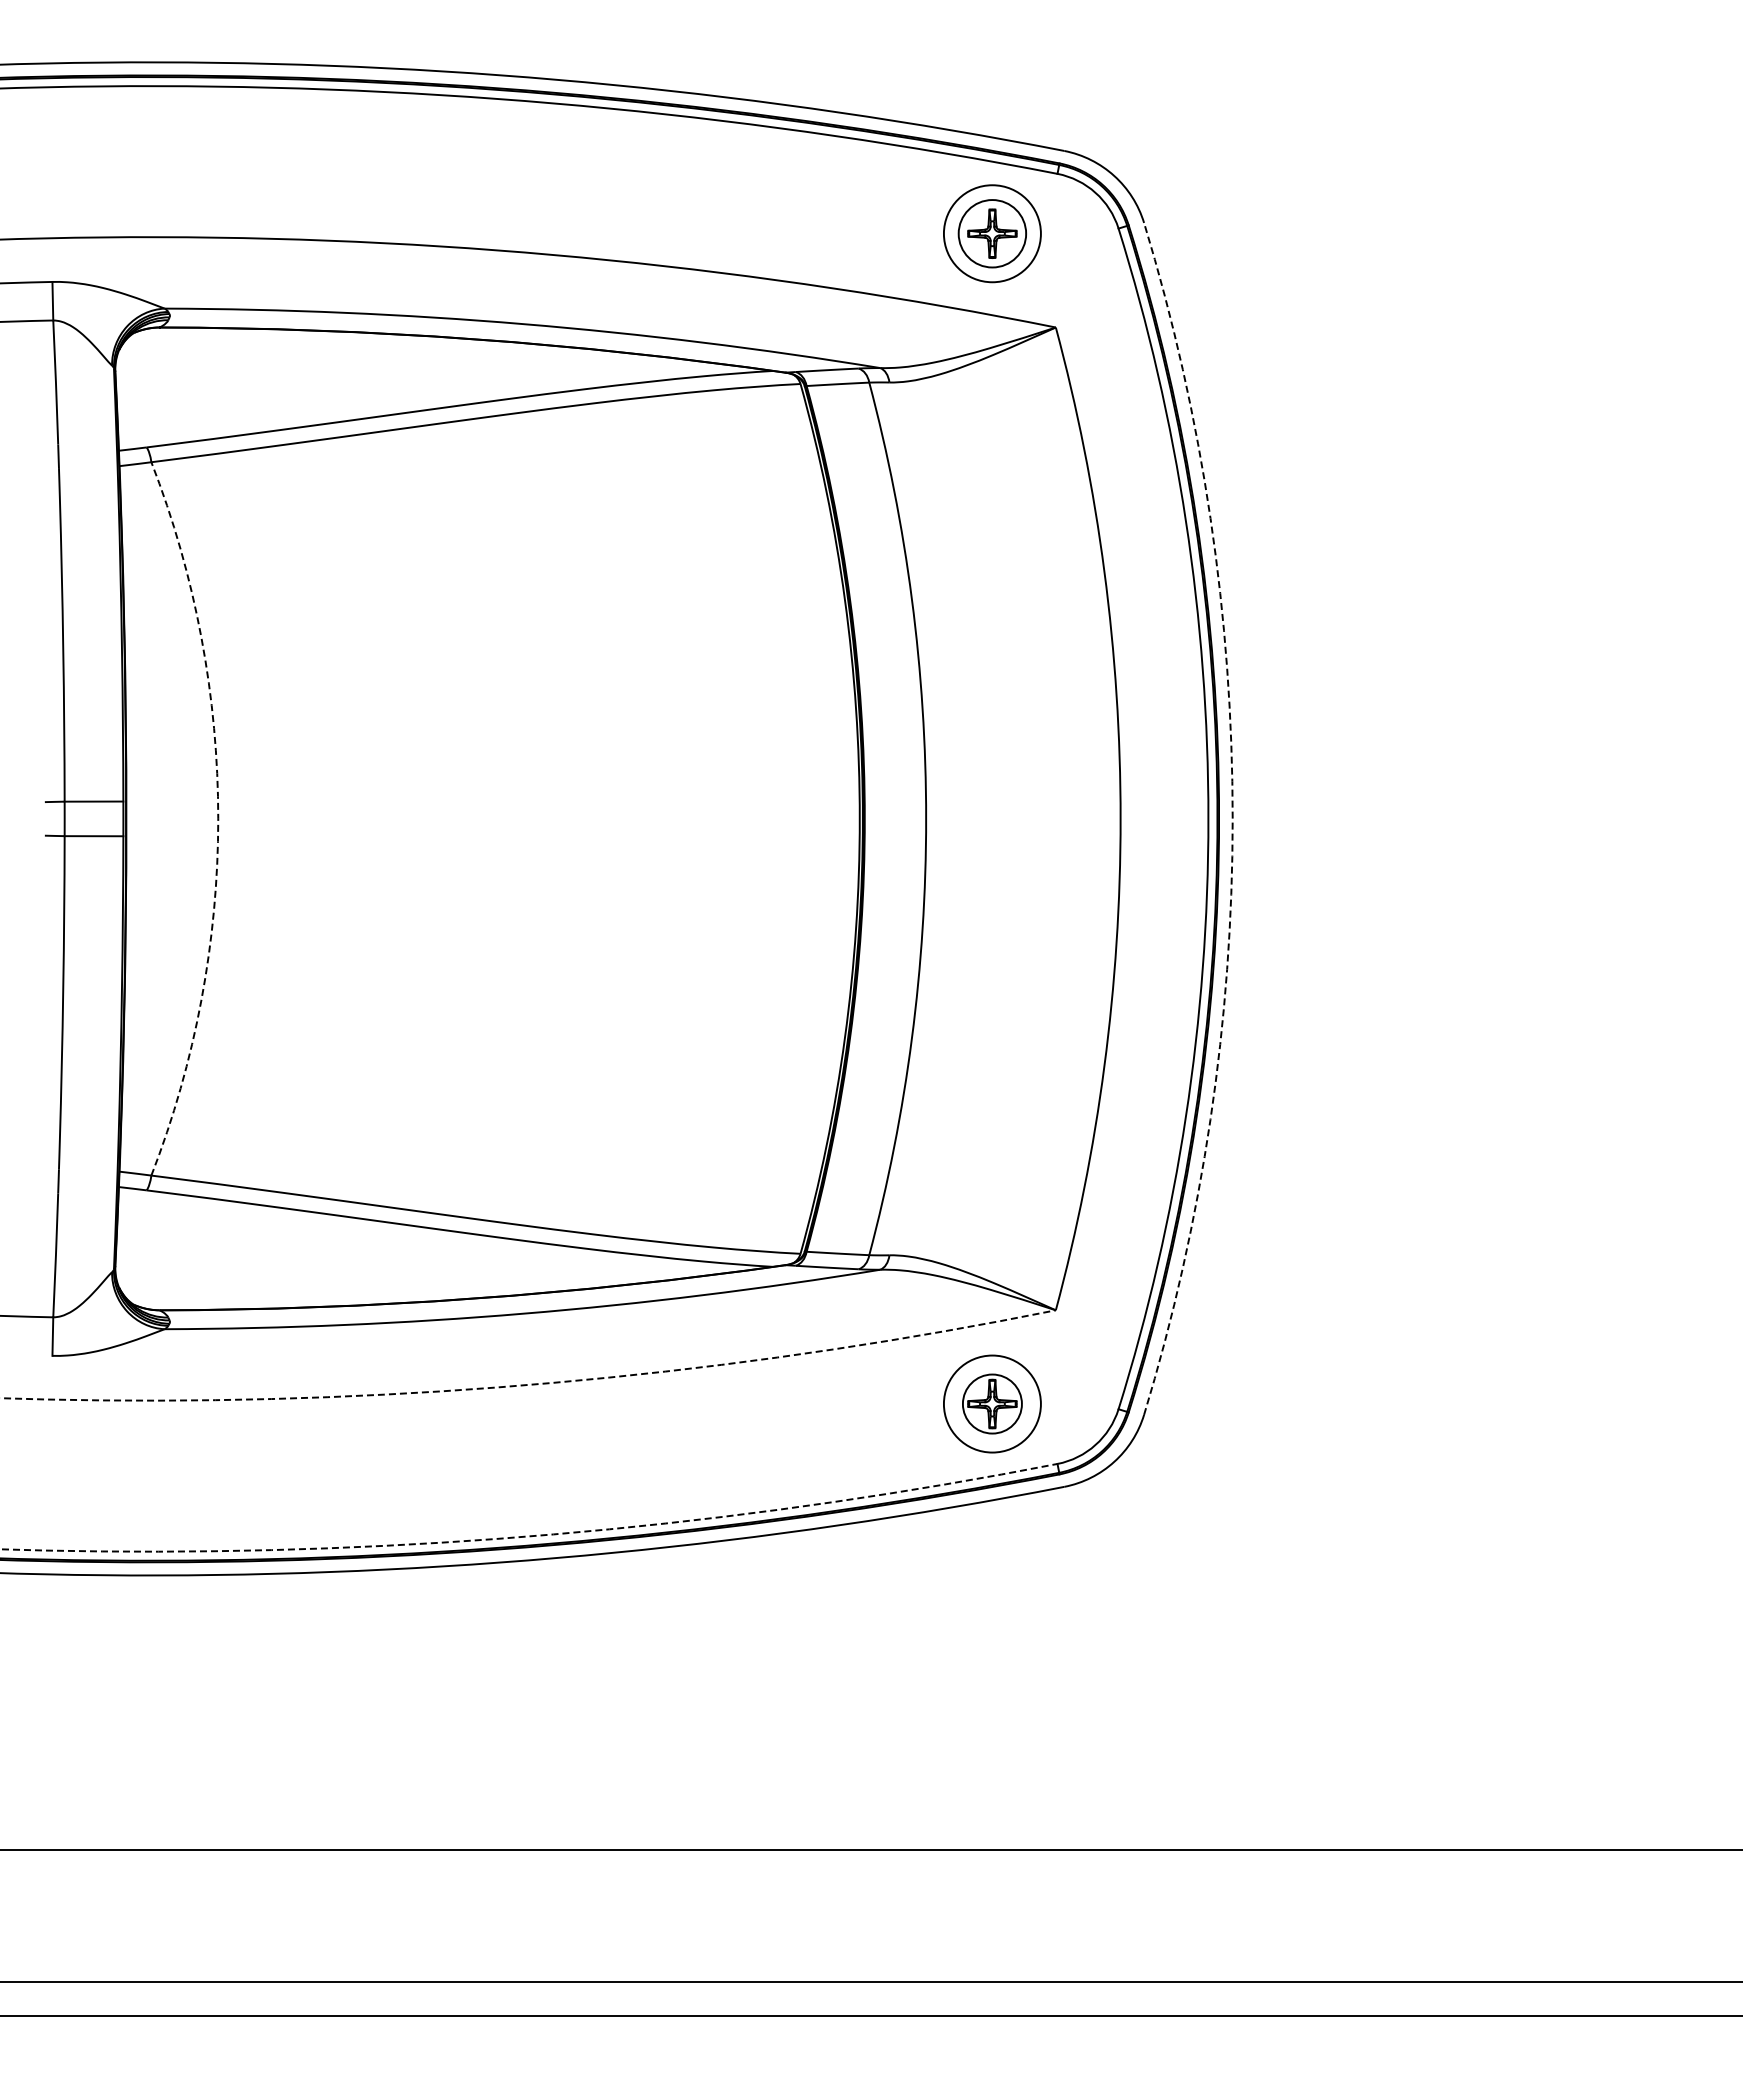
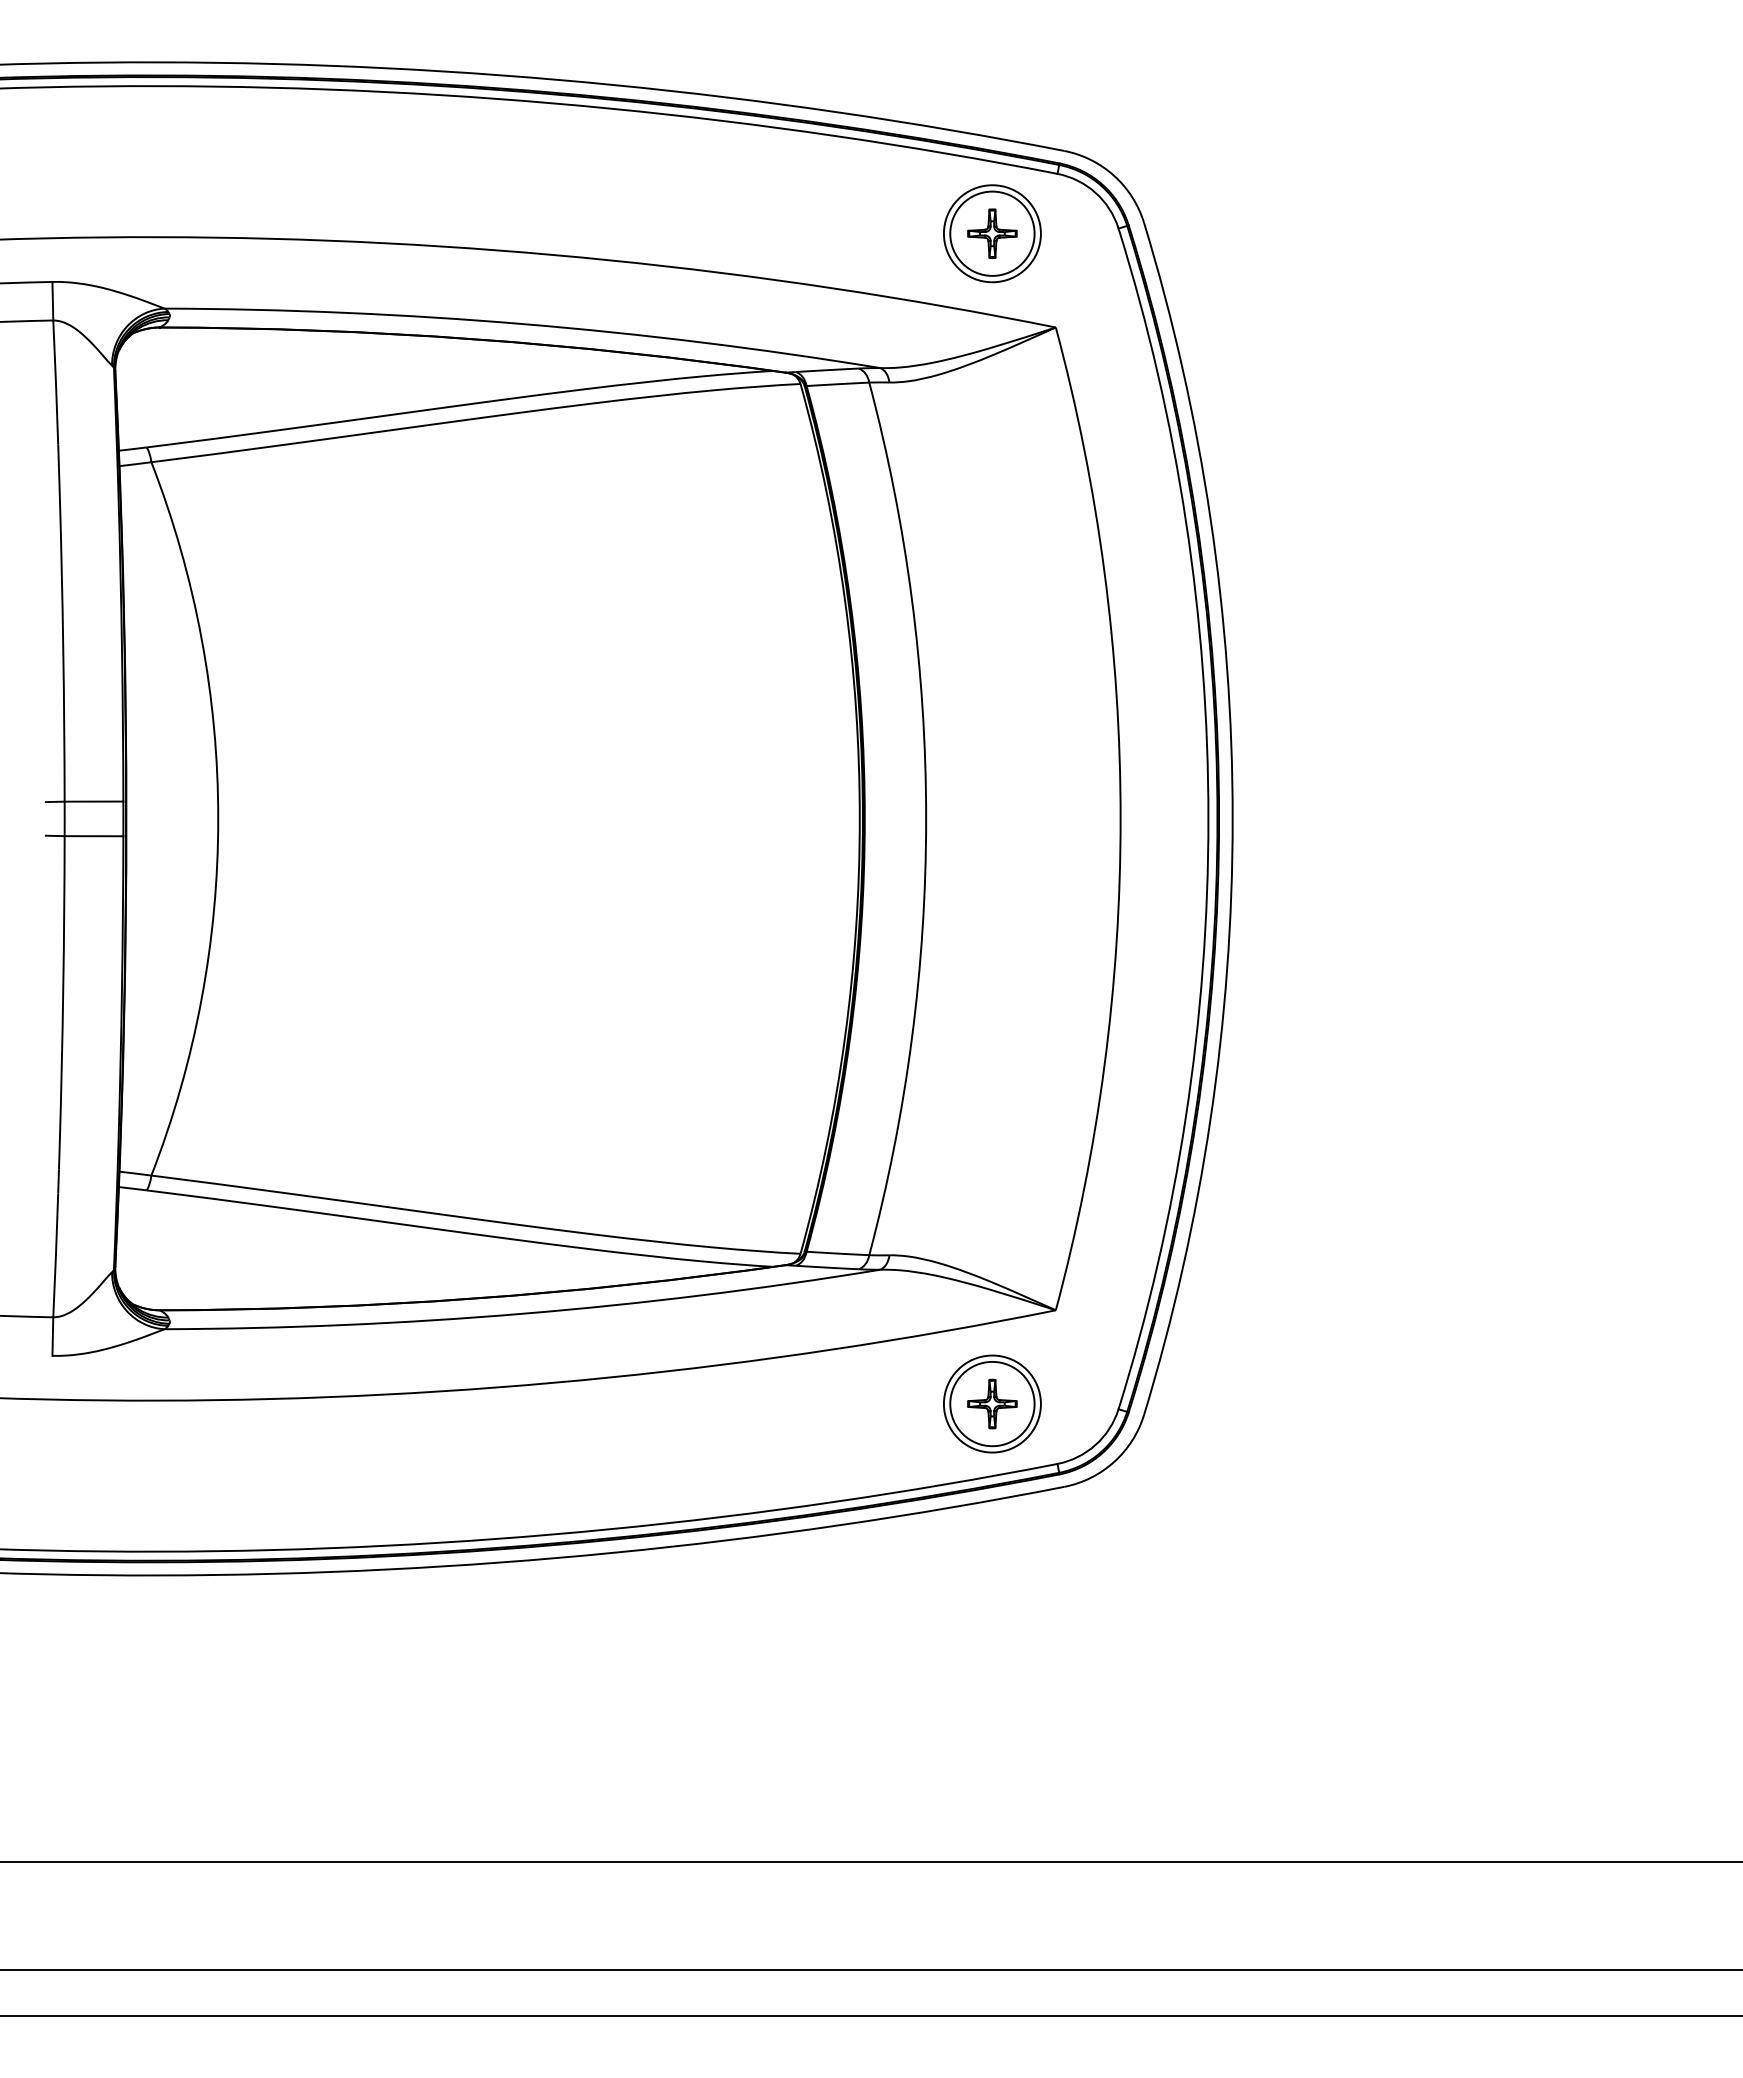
circle diameter: 67 px -> 84 px (992, 233)
arc: dashed -> solid (218, 818)
arc: dashed -> solid (1232, 818)
arc: dashed -> solid (530, 1384)
circle diameter: 59 px -> 84 px (992, 1403)
arc: dashed -> solid (530, 1536)
line position: (870, 1849) -> (870, 1861) (870, 1861)
line position: (870, 1982) -> (870, 1970) (870, 1970)
